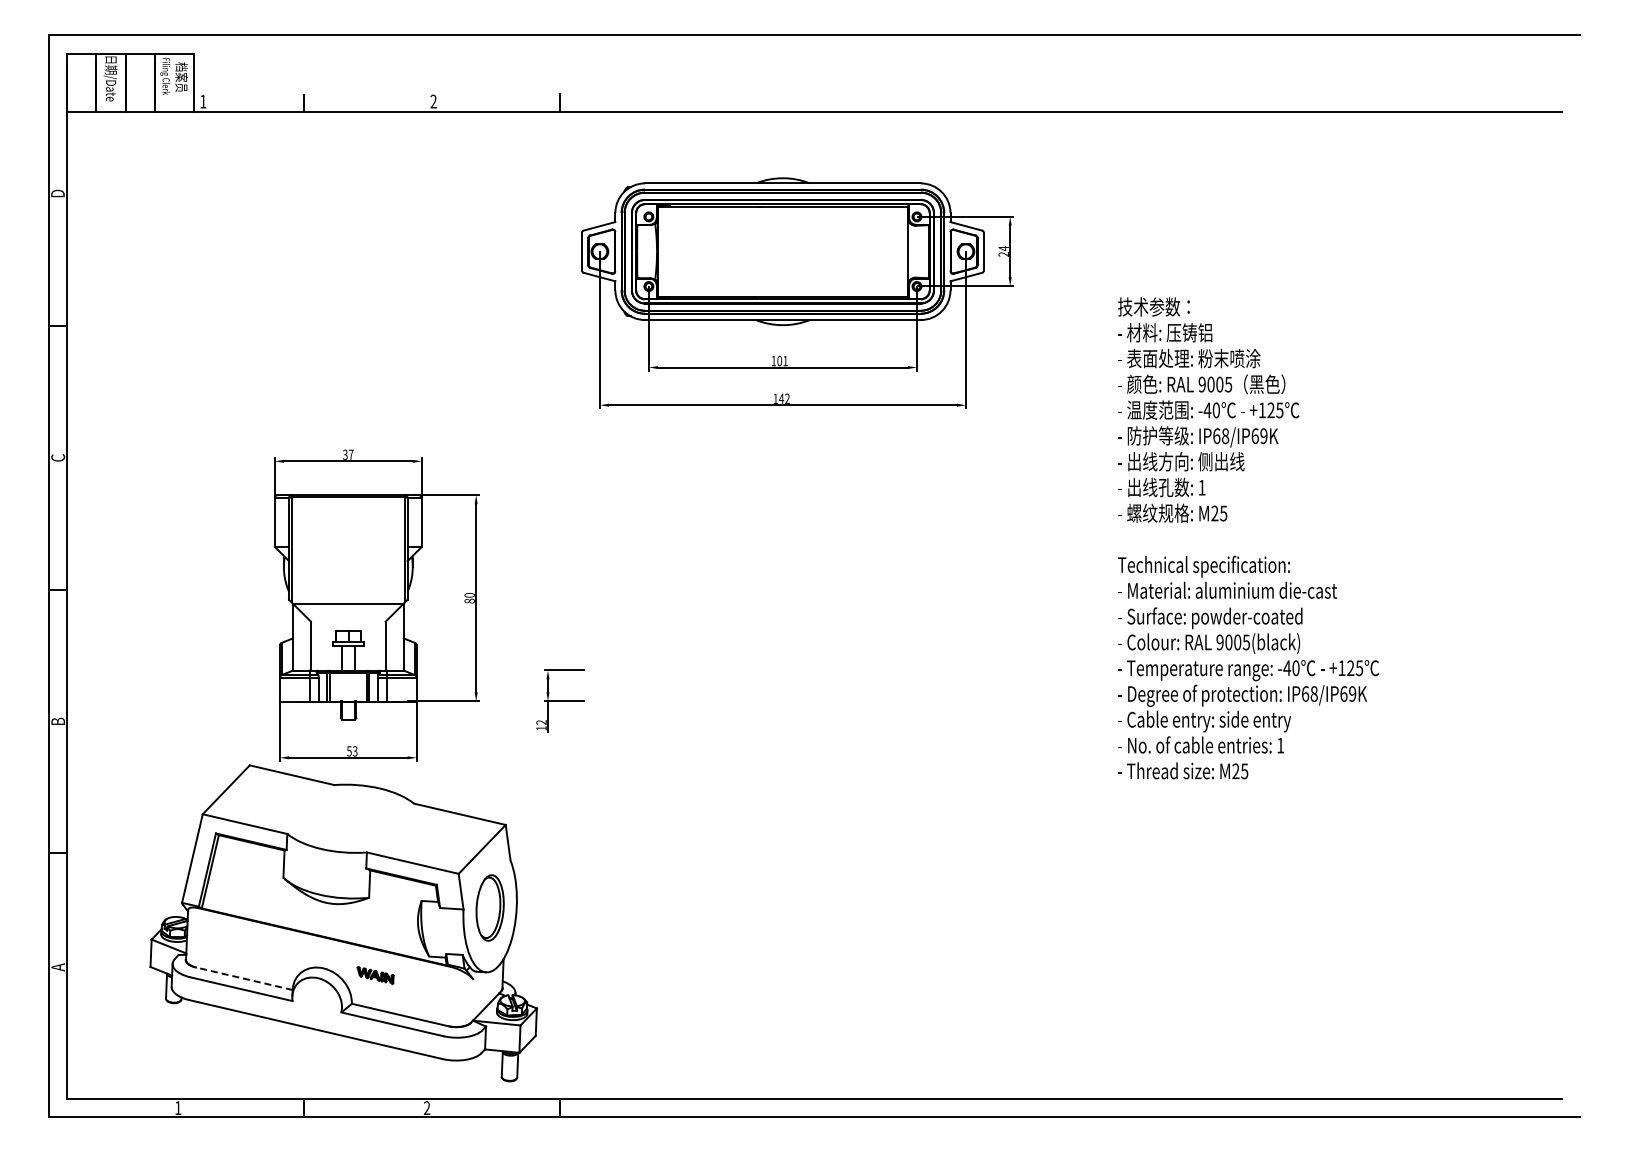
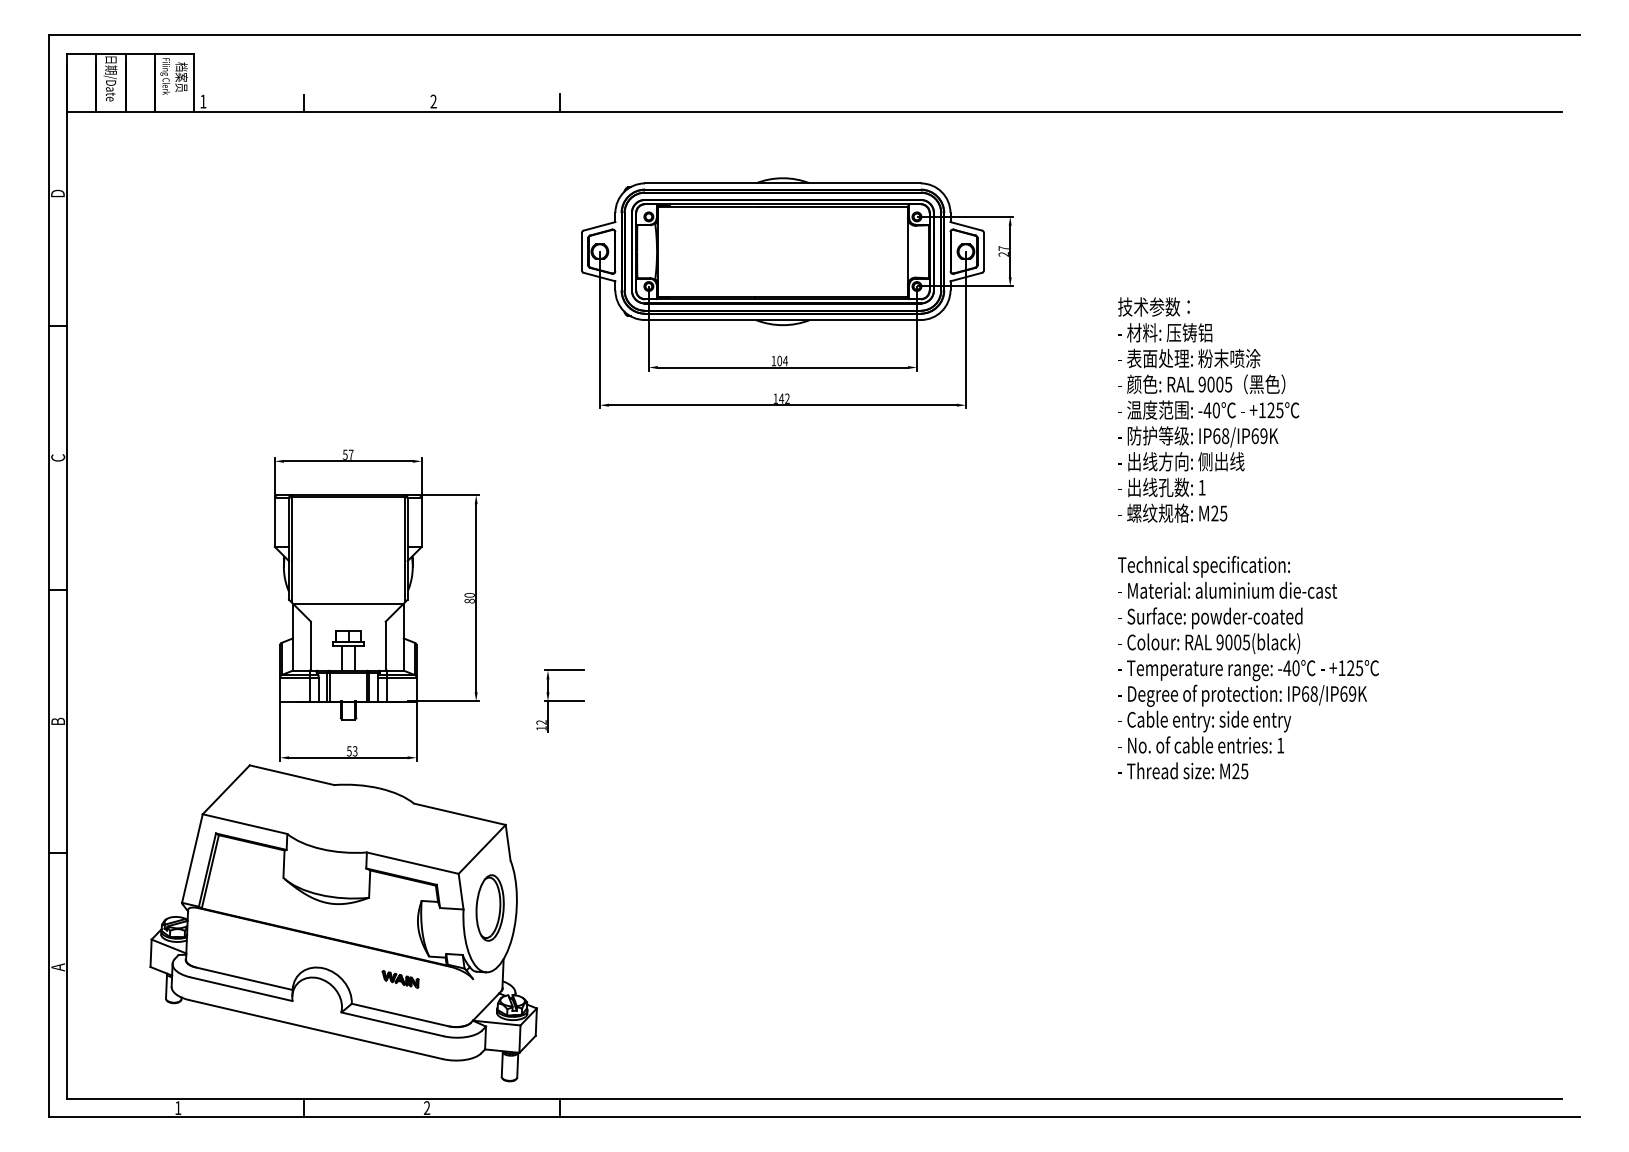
text: 24 -> 27 (1003, 248)
text: 101 -> 104 (785, 361)
text: 37 -> 57 (345, 453)
part position: (375, 975) -> (400, 979) (400, 979)
line: dashed -> solid (244, 978)
